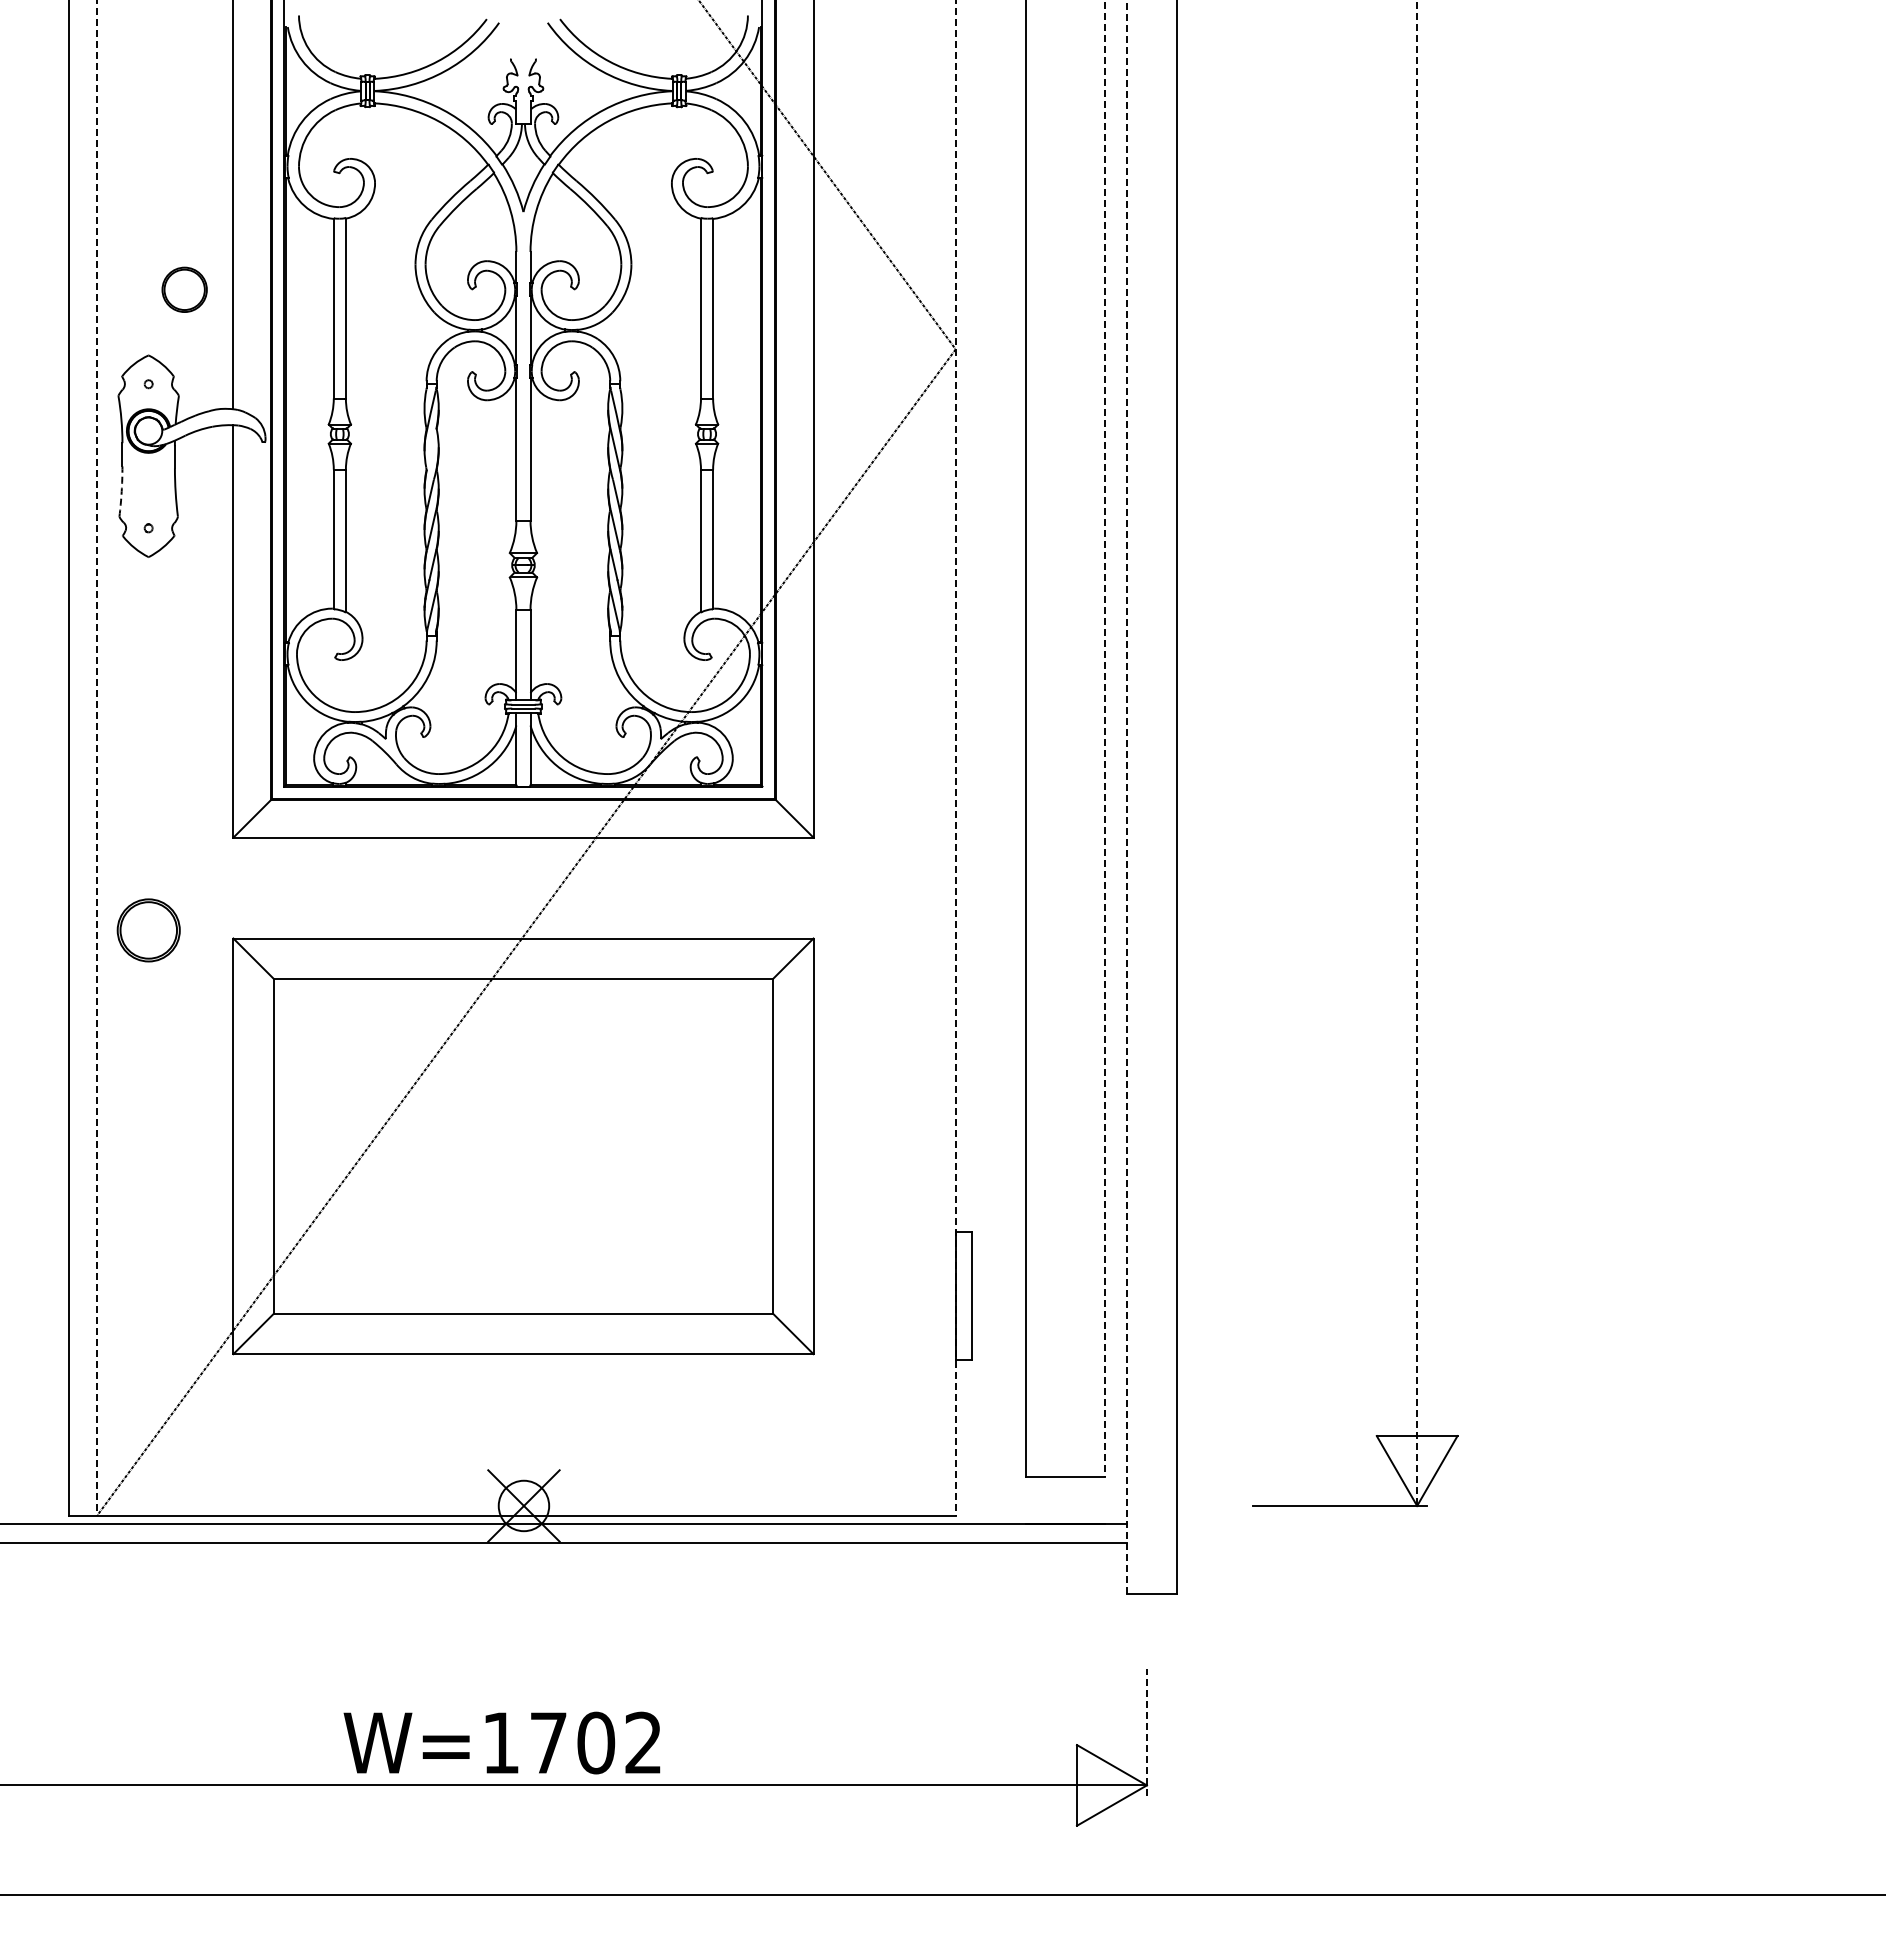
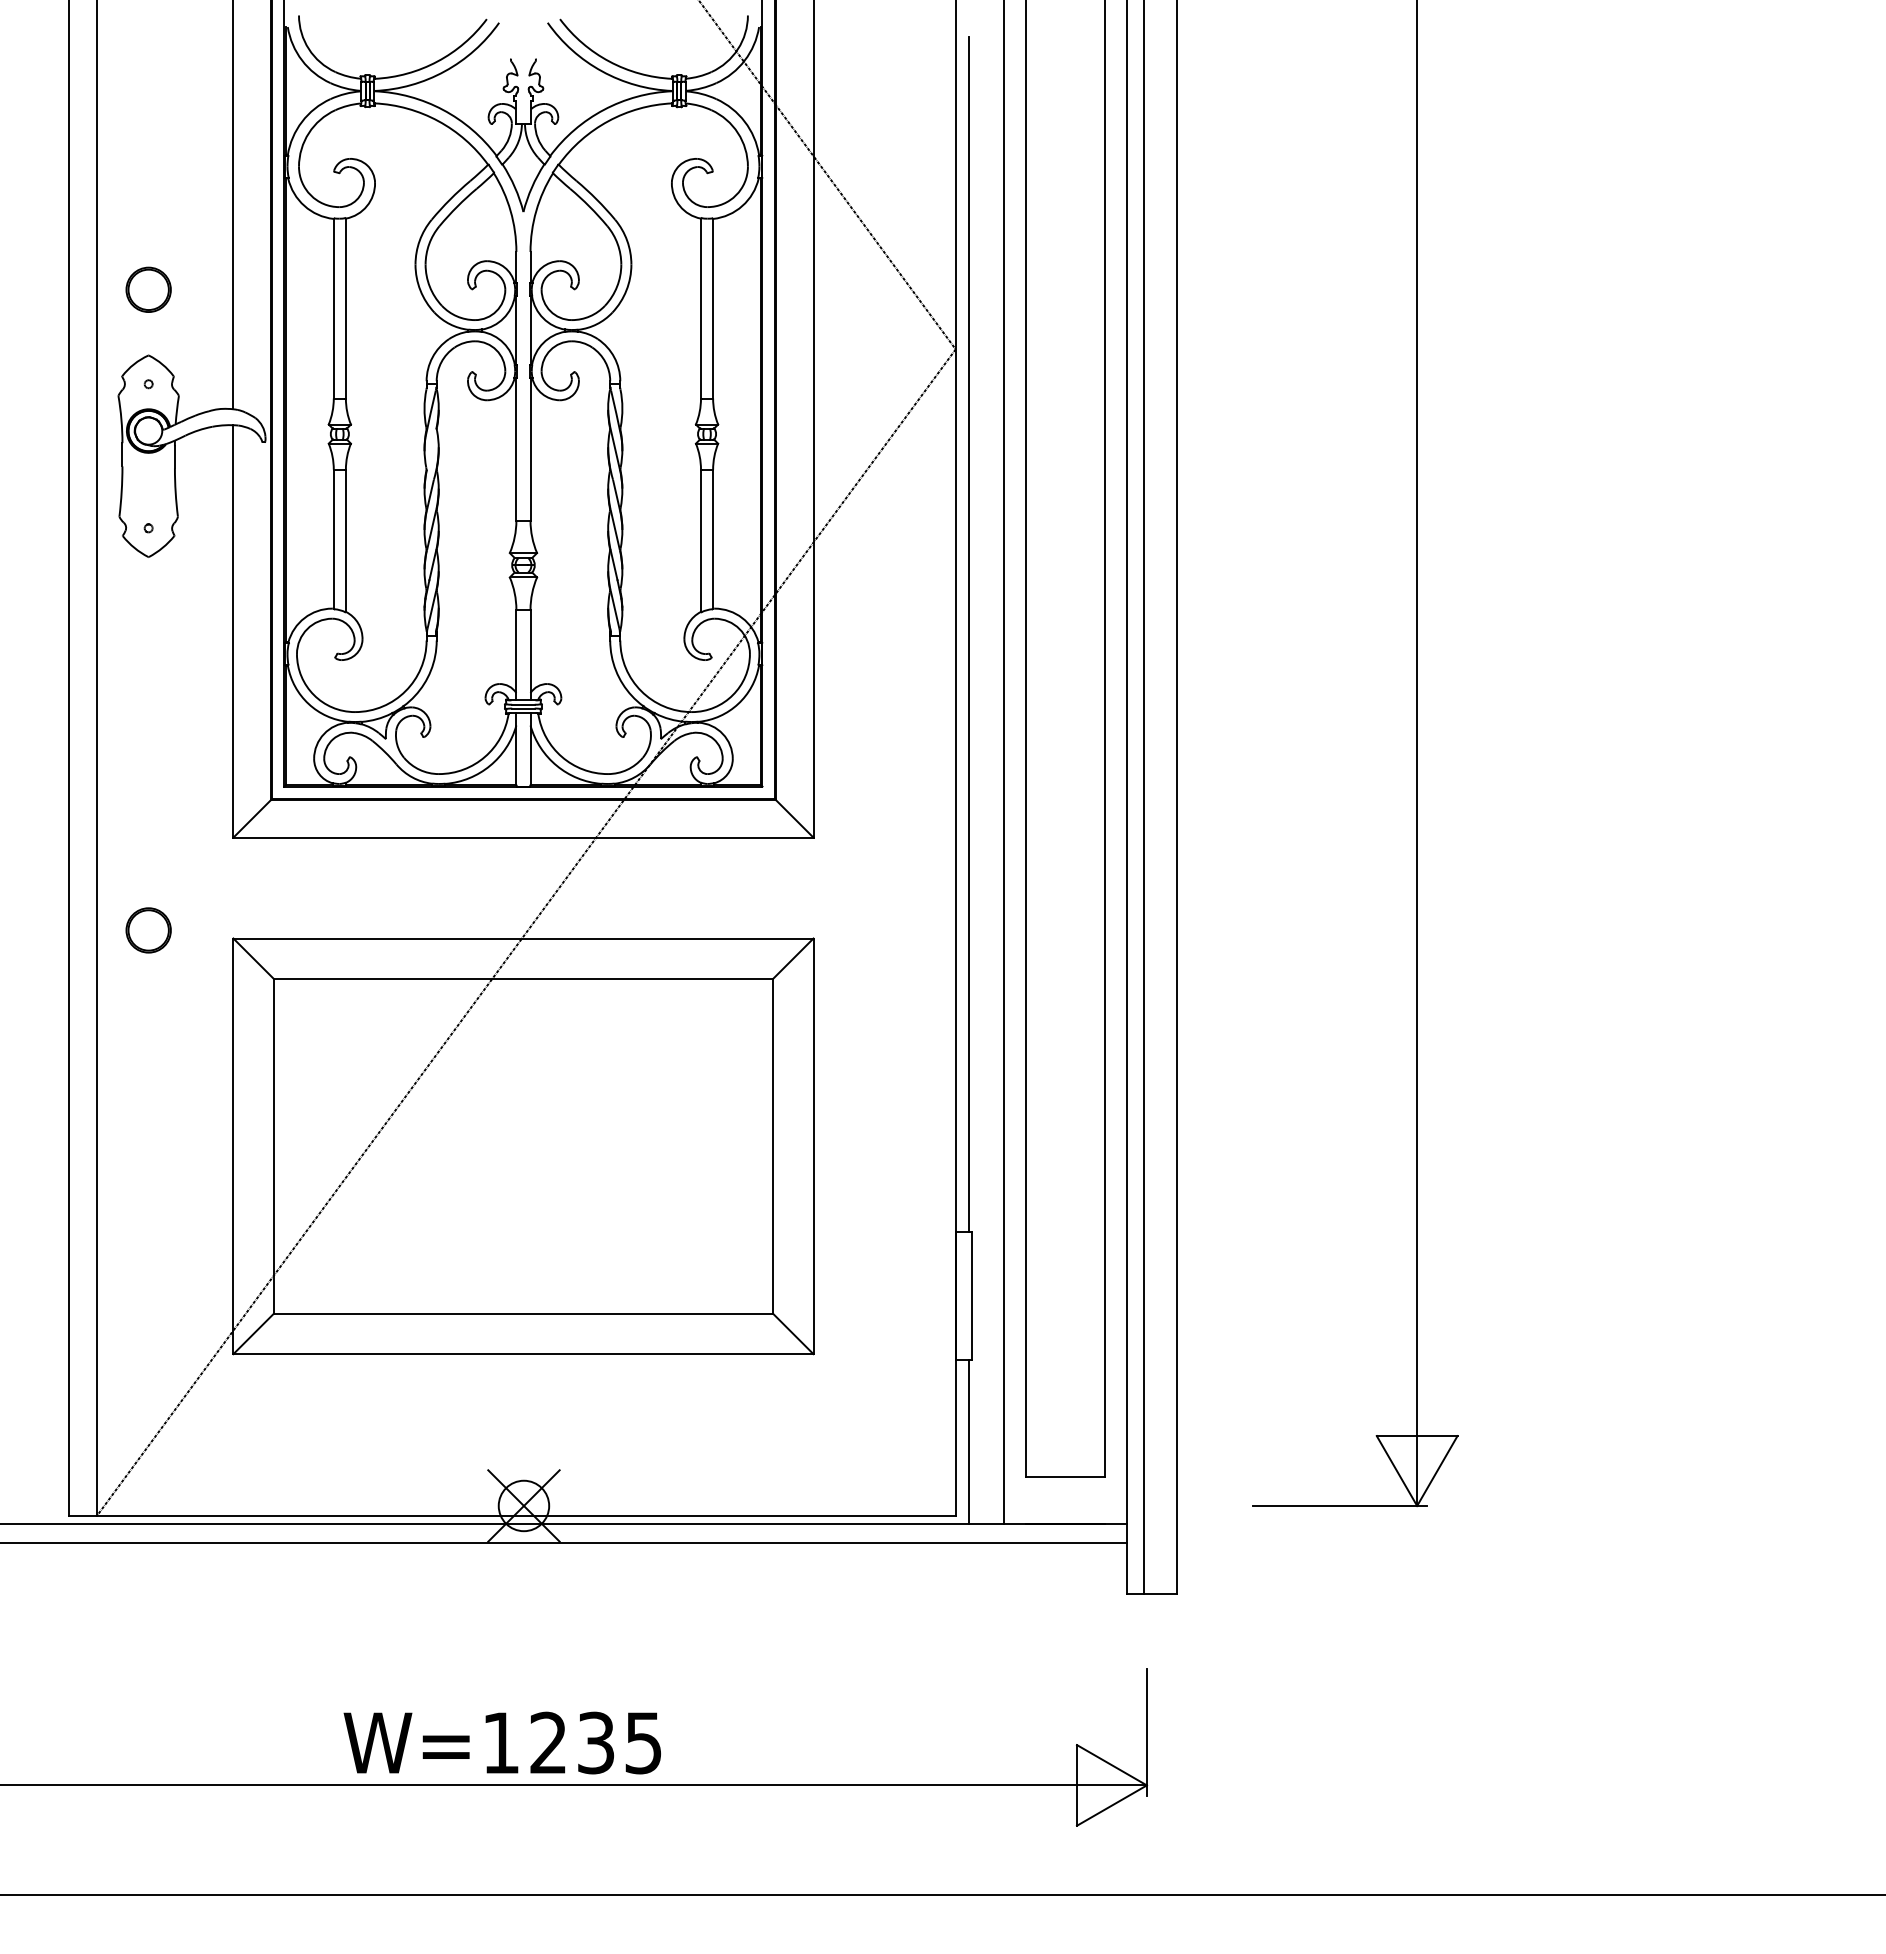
part position: (184, 289) -> (148, 289) (148, 289)
arc: dashed -> solid (121, 491)
line: none -> present (968, 634)
line: dashed -> solid (1104, 739)
line: dashed -> solid (1417, 753)
line: dashed -> solid (97, 758)
line: dashed -> solid (955, 758)
line: none -> present (1004, 763)
line: dashed -> solid (1126, 796)
line: none -> present (1143, 797)
part size: 65x65 px -> 47x47 px (148, 930)
line: none -> present (968, 1442)
line: dashed -> solid (1146, 1731)
text: W=1702 -> W=1235 (595, 1742)
